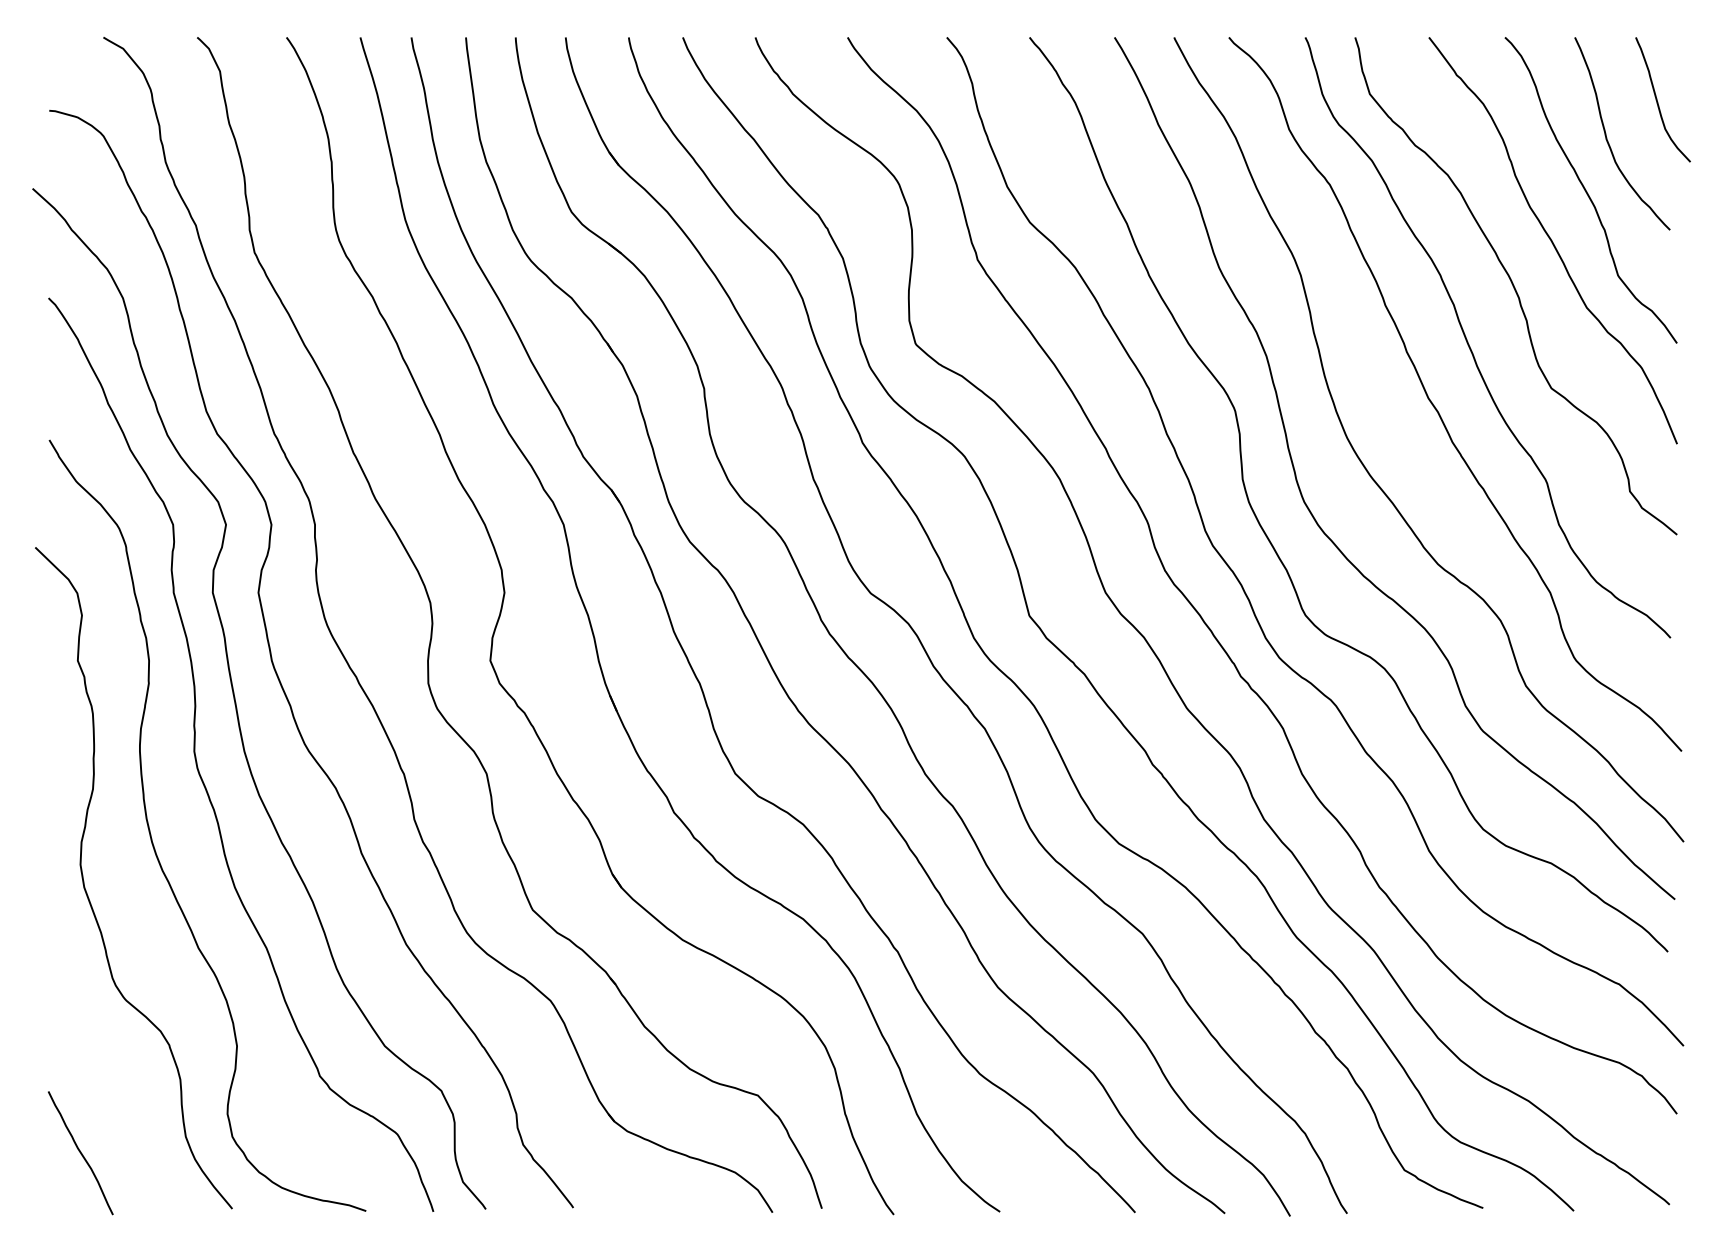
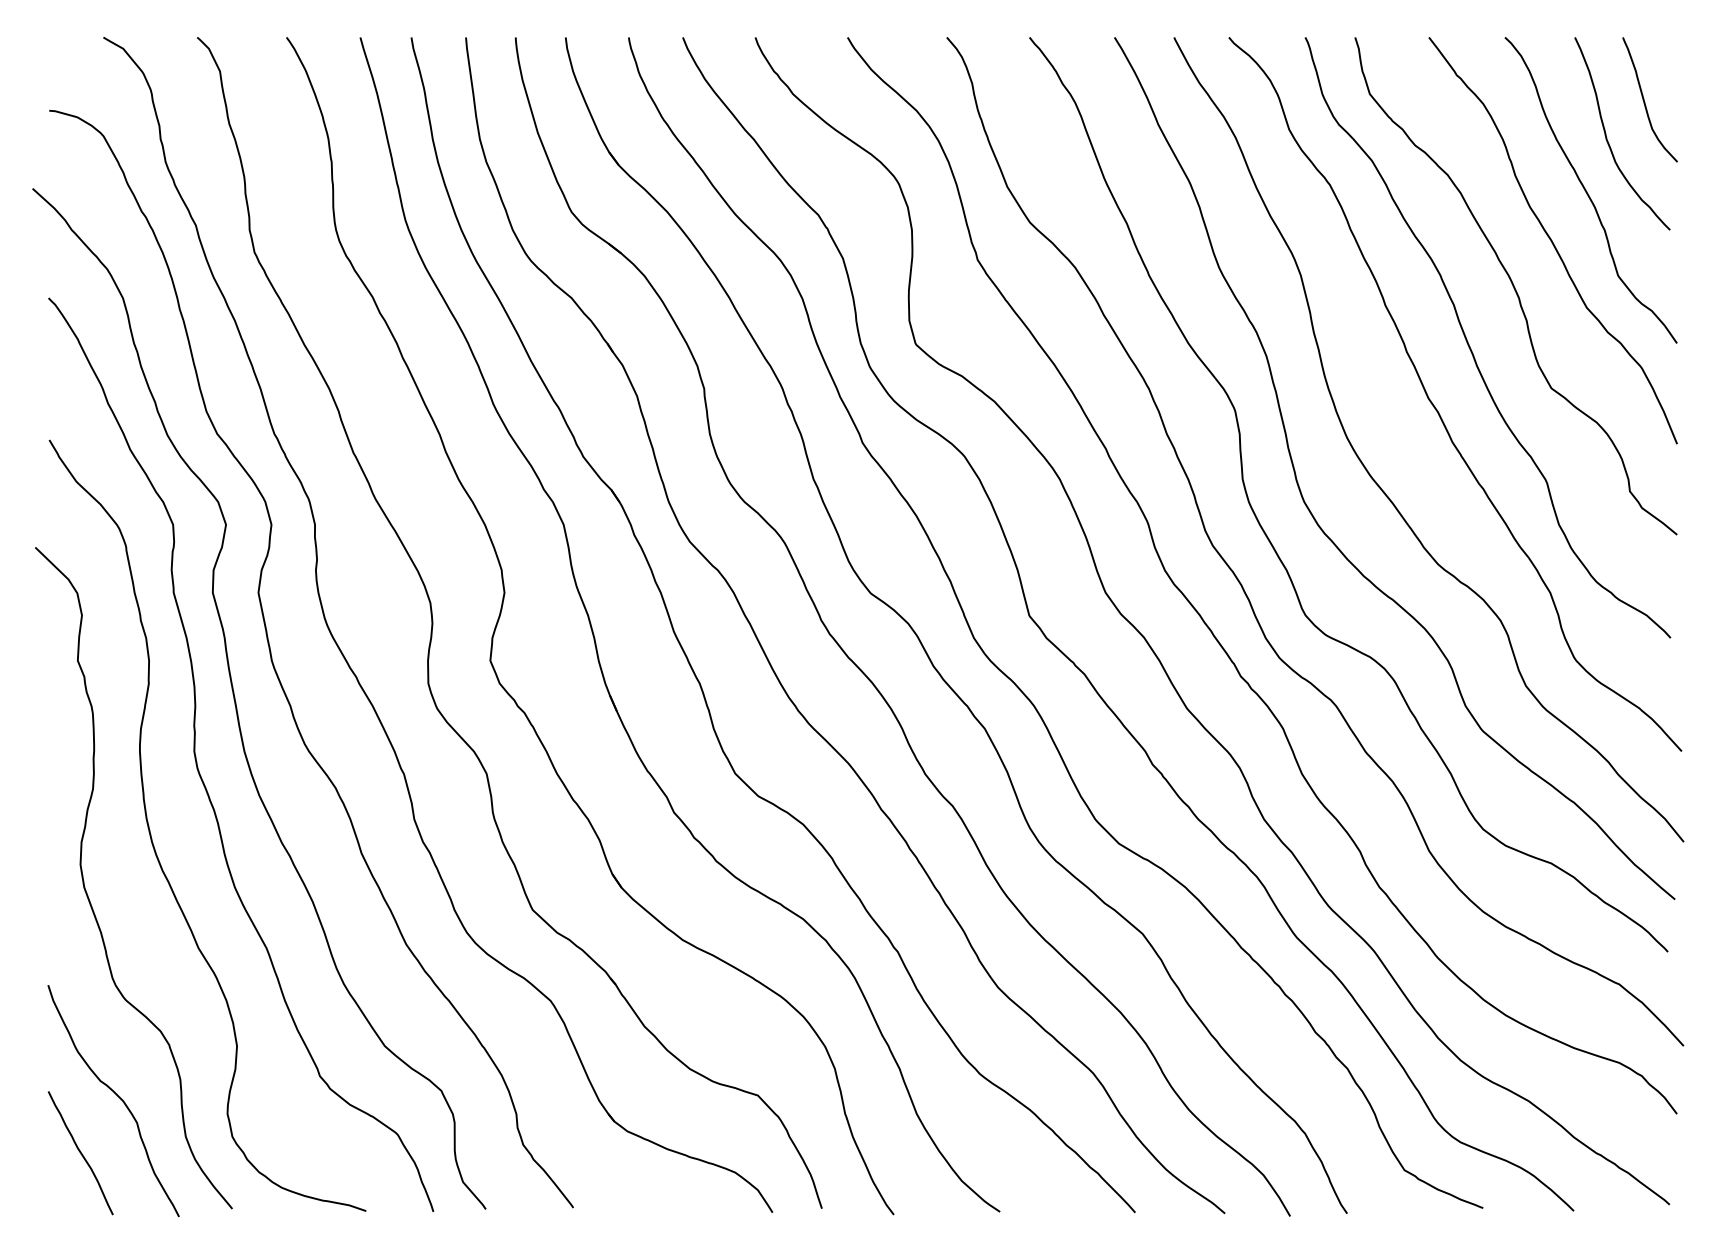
curve position: (1657, 99) -> (1644, 99) (1644, 99)
curve: none -> present (117, 1096)
